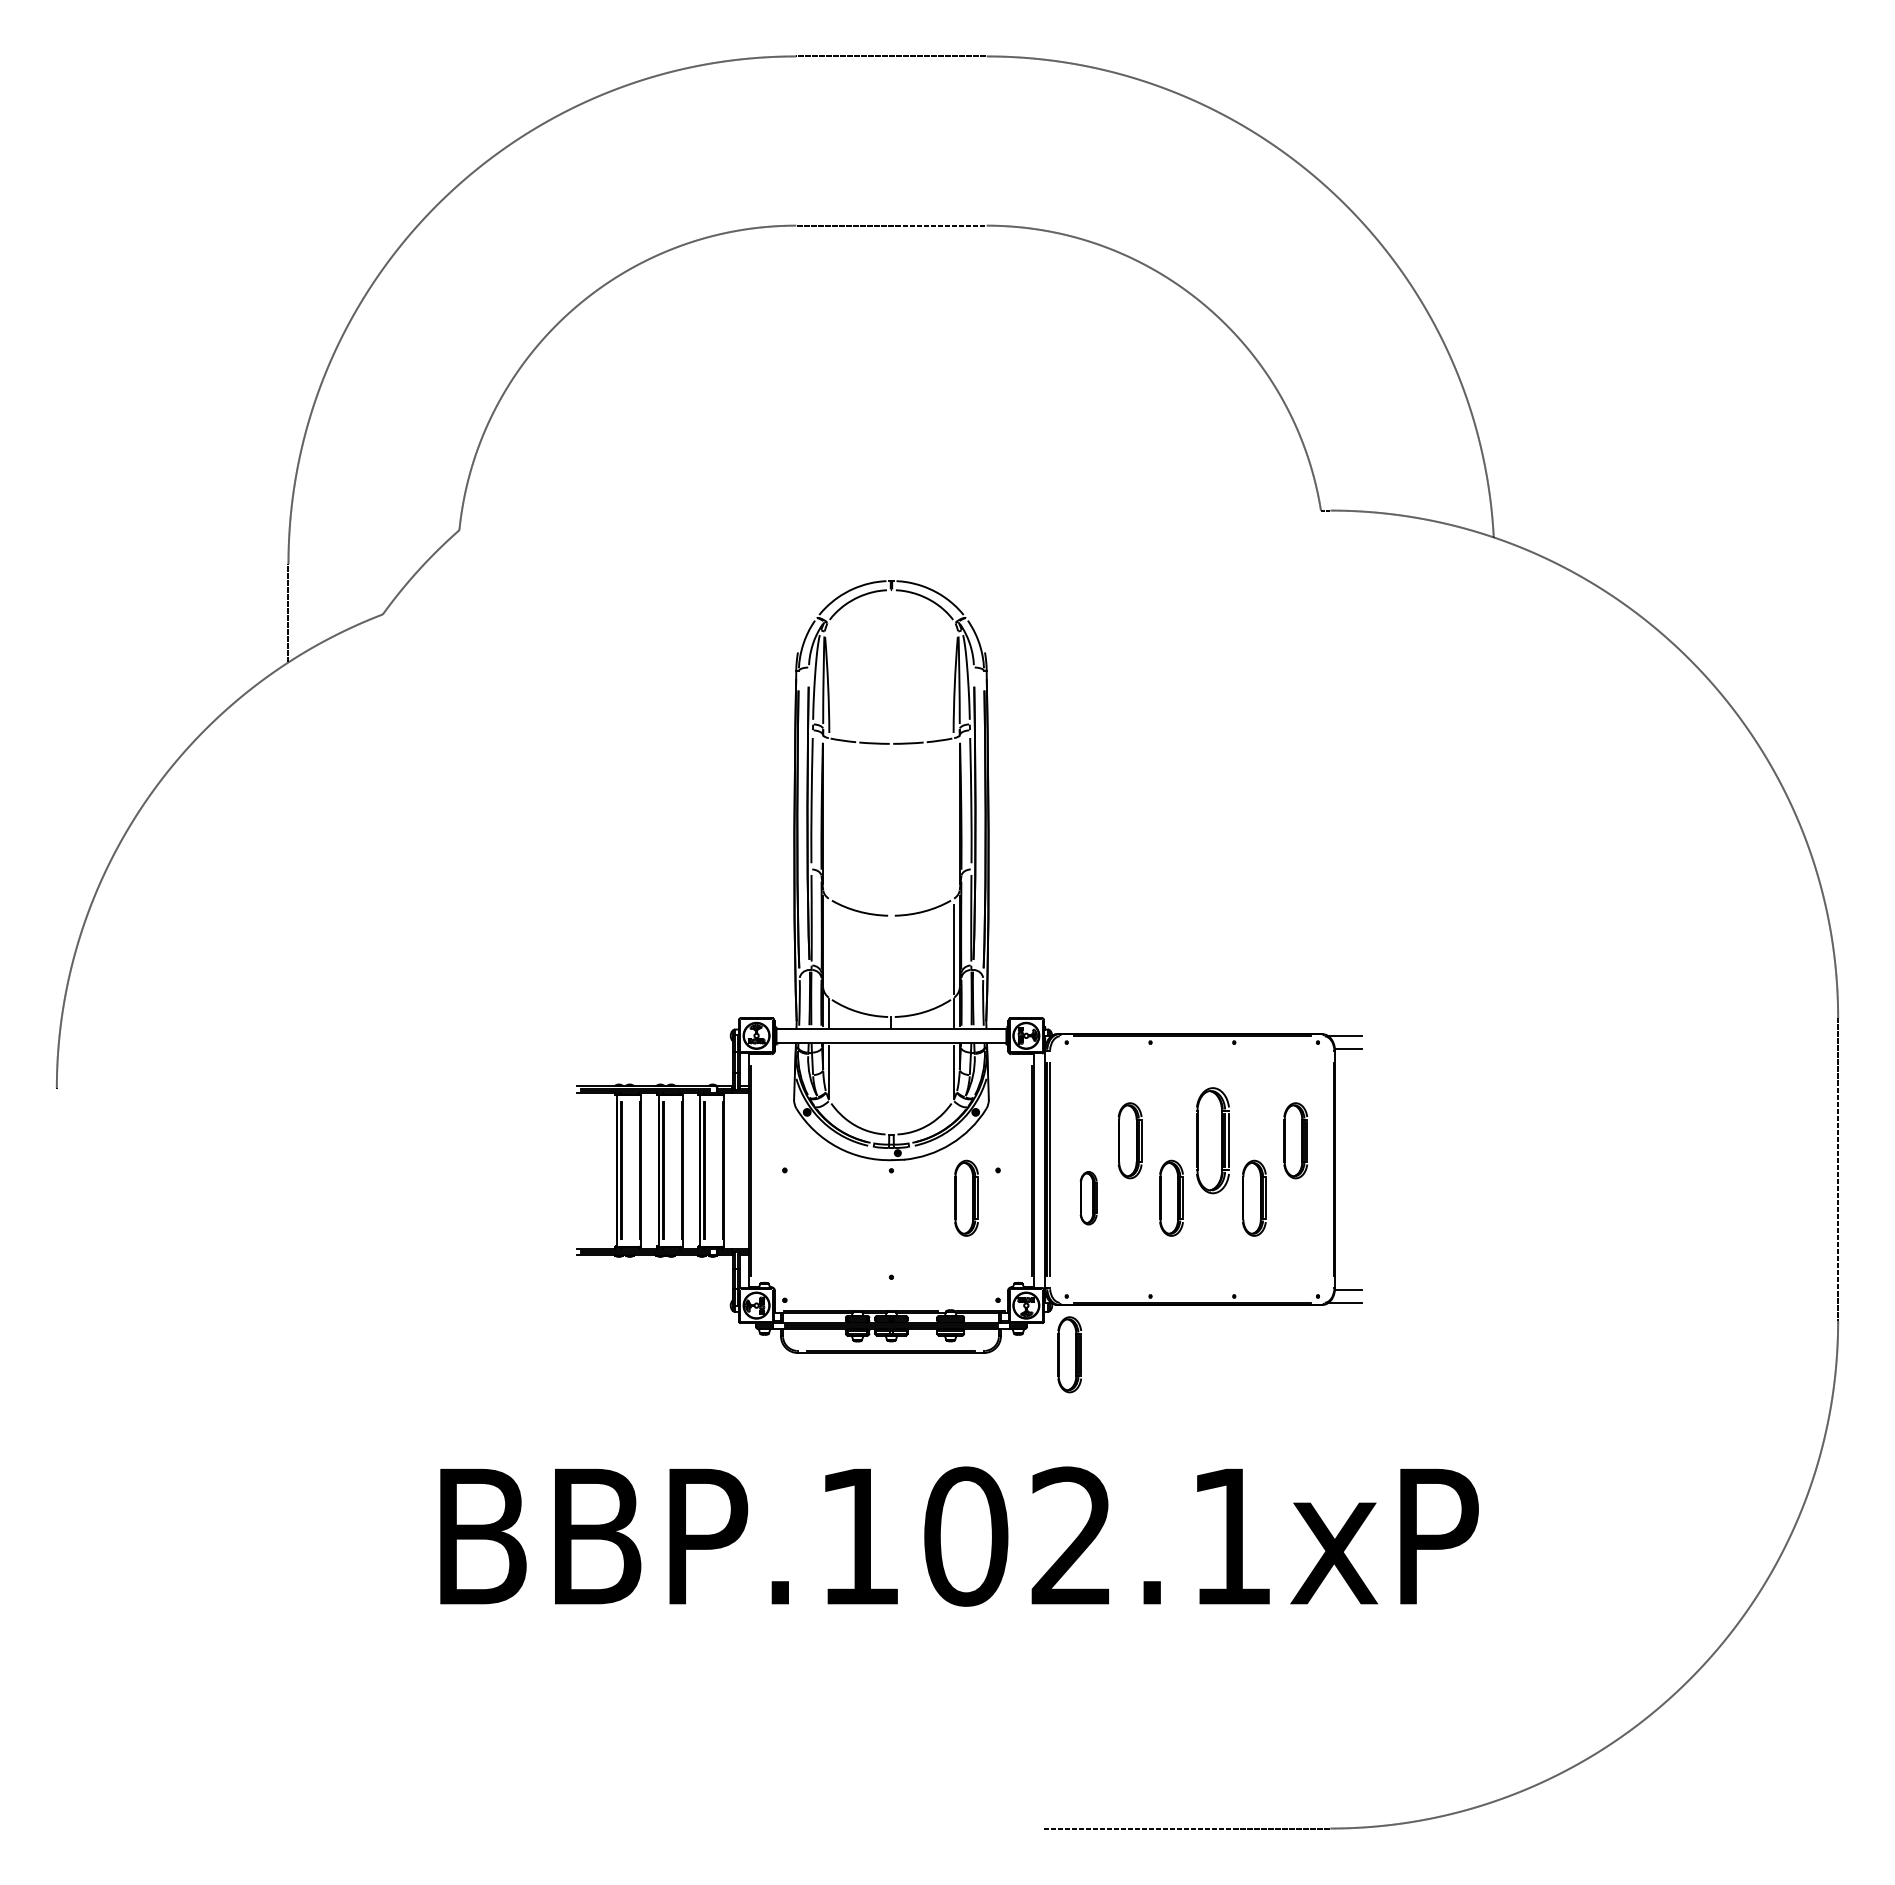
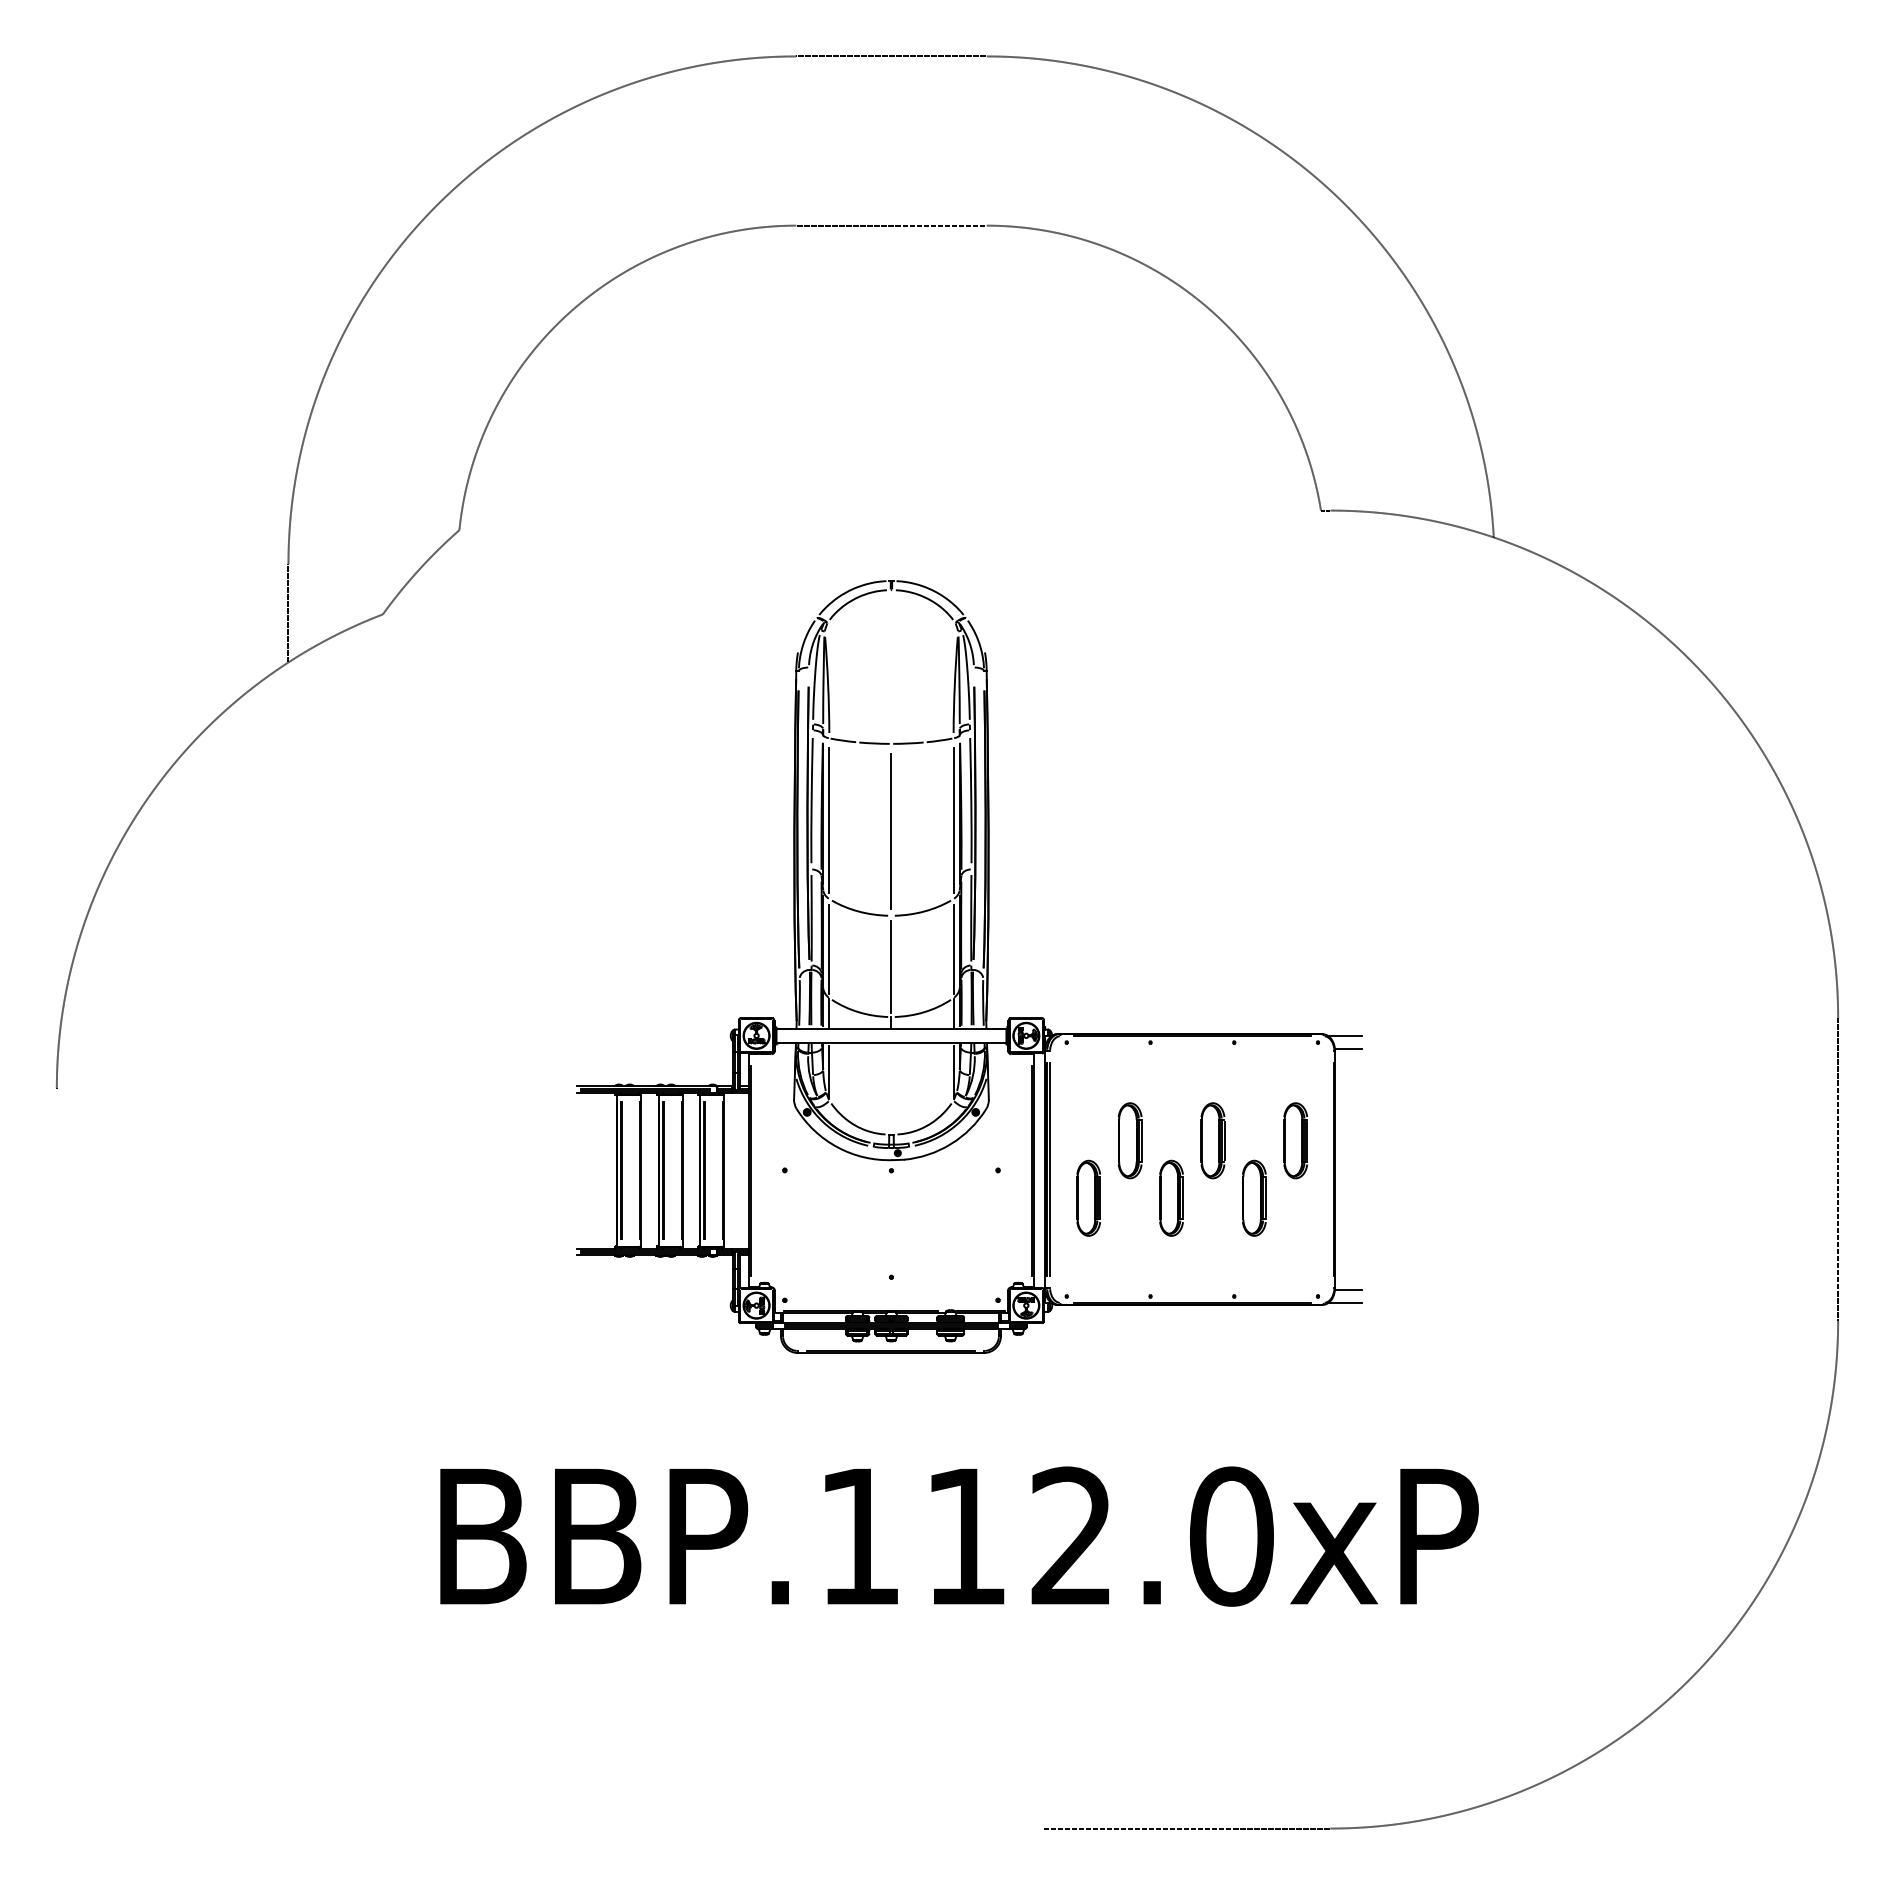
line: none -> present (829, 819)
line: none -> present (953, 819)
line: none -> present (891, 830)
line: none -> present (829, 948)
line: none -> present (891, 966)
part size: 34x108 px -> 26x78 px (1212, 1140)
part: present -> none (966, 1197)
part size: 19x55 px -> 25x78 px (1088, 1197)
part: present -> none (1069, 1354)
text: BBP.102.1xP -> BBP.112.0xP (1098, 1536)
